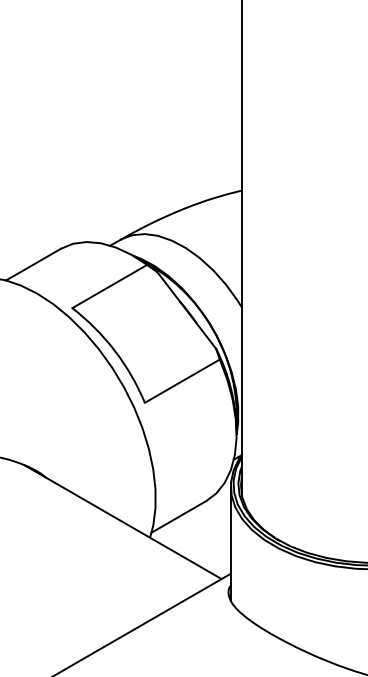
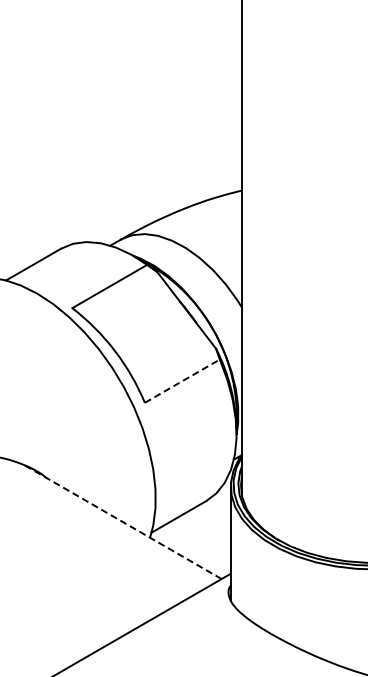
line: solid -> dashed (182, 380)
line: solid -> dashed (122, 521)
